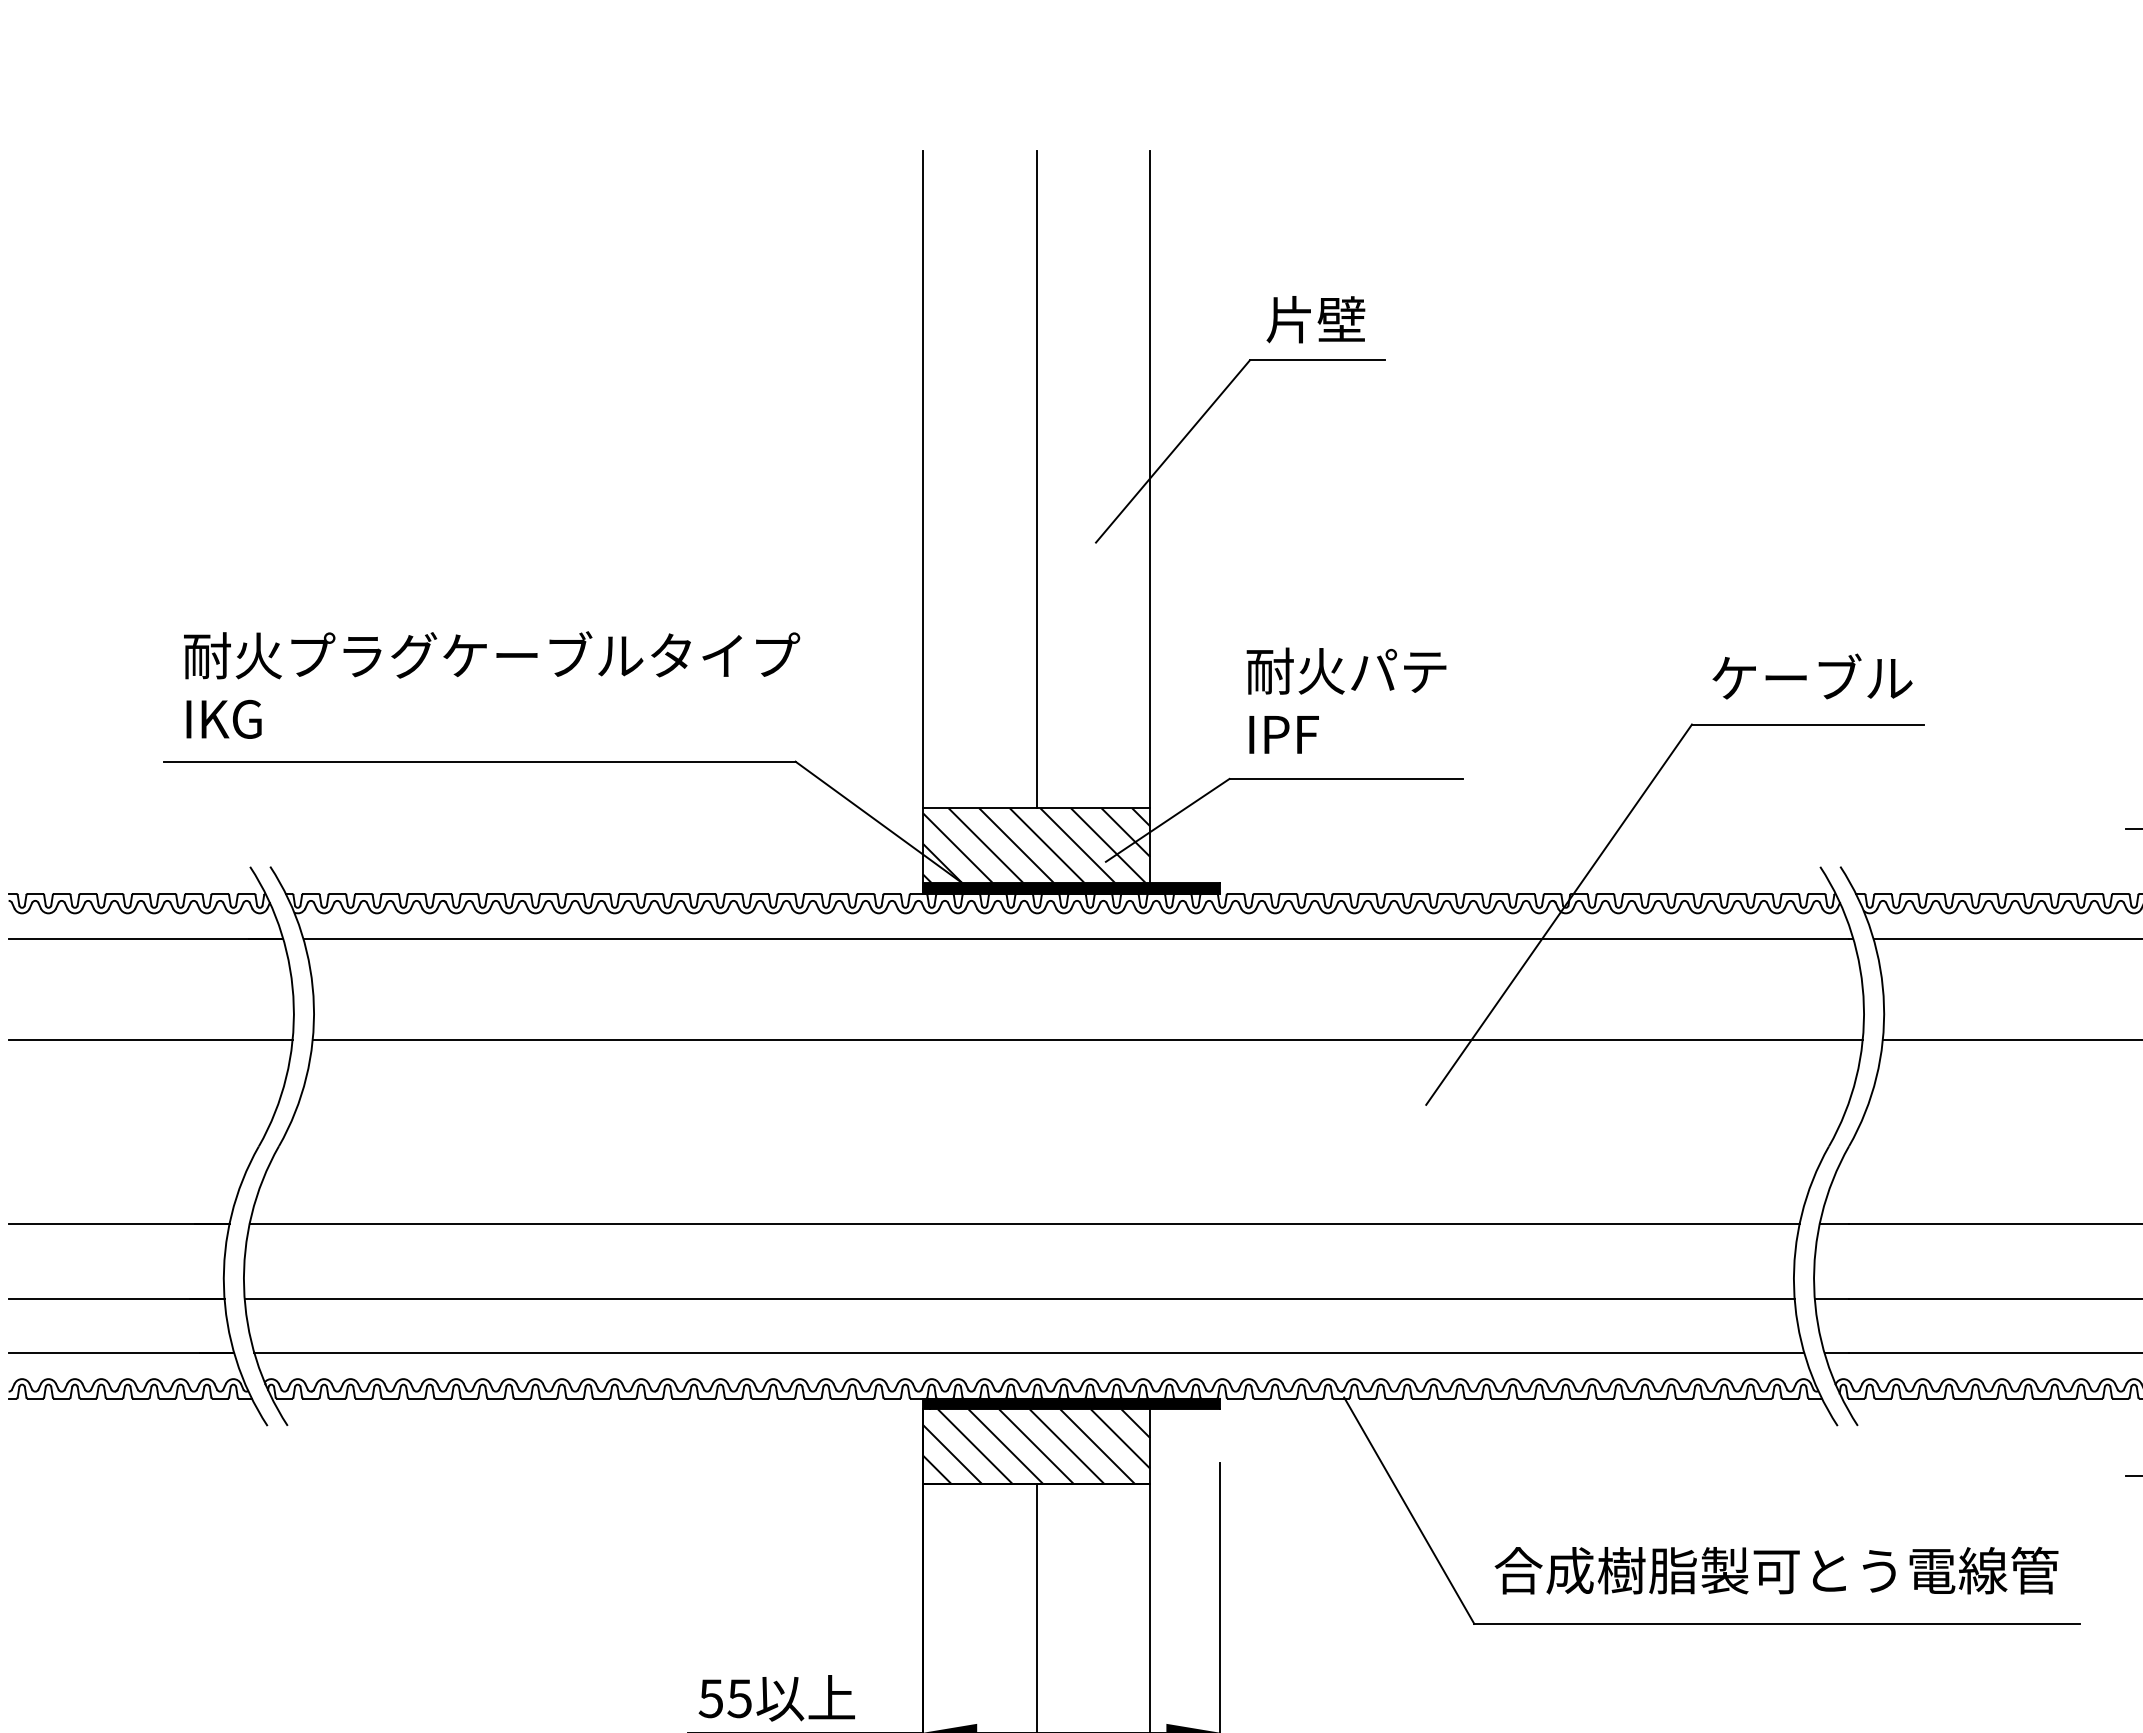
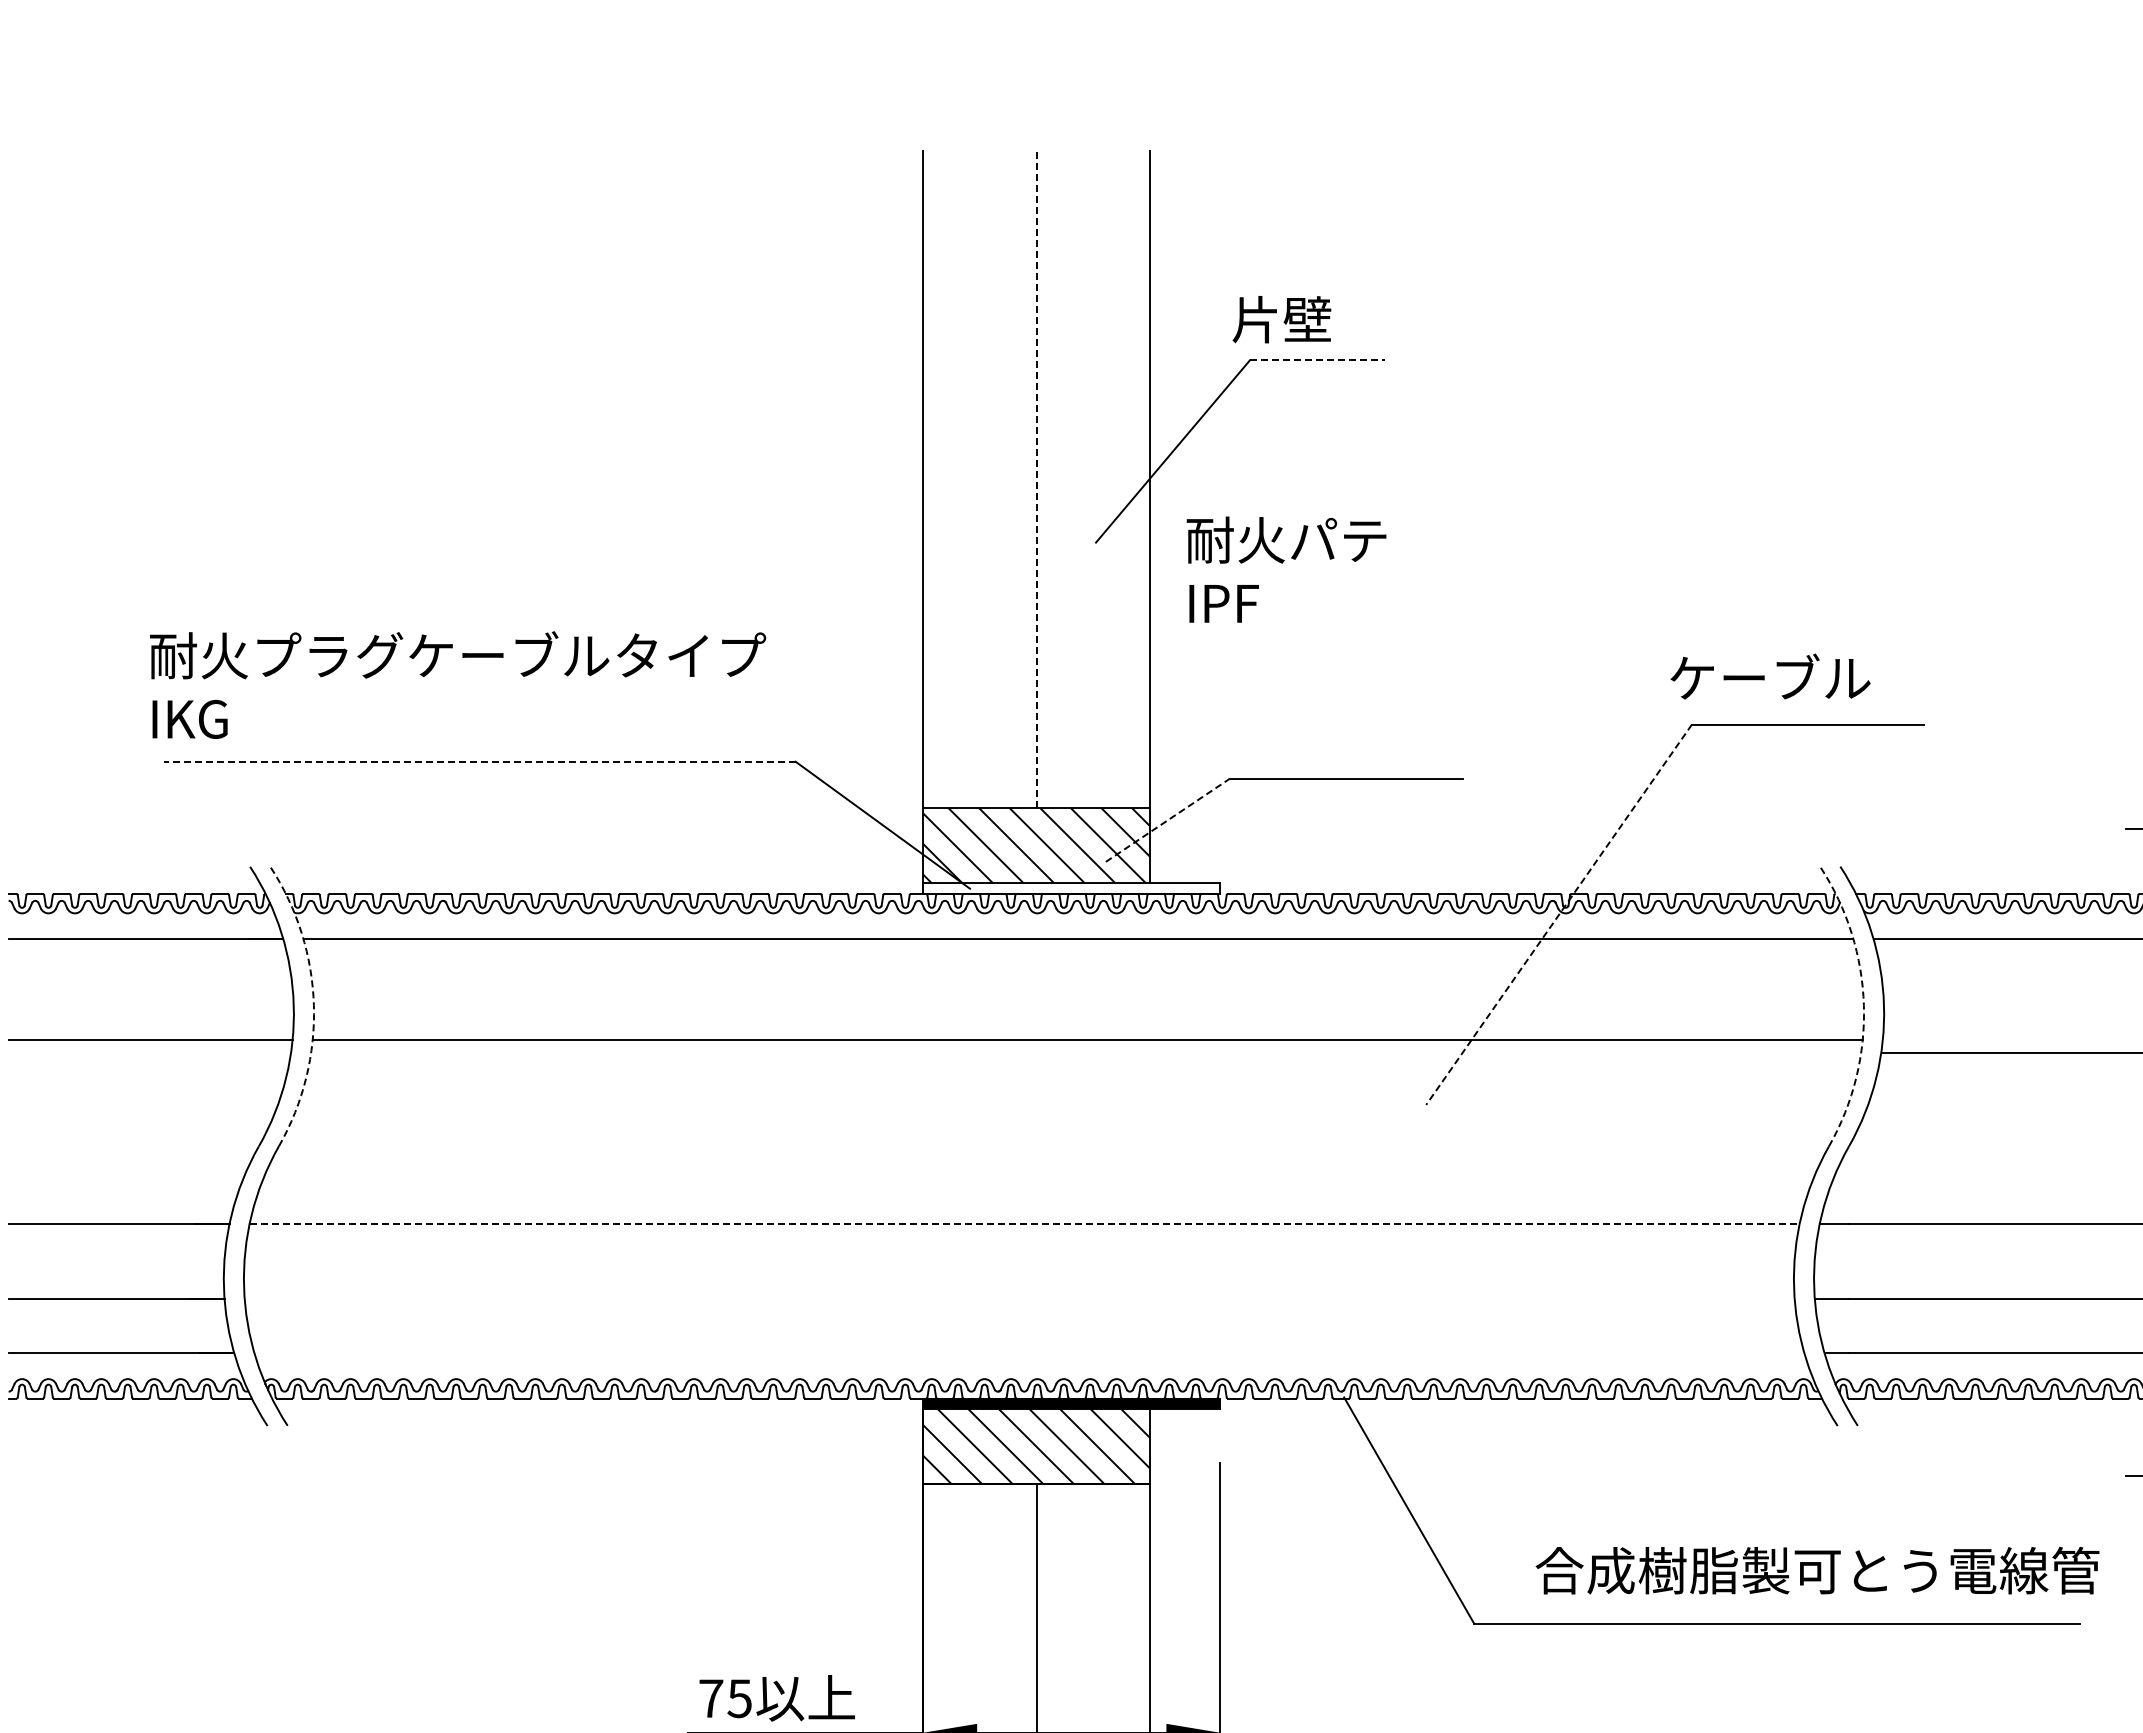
text position: (1315, 319) -> (1281, 319) (1281, 319)
line: solid -> dashed (1317, 360)
line: solid -> dashed (1036, 479)
text position: (1812, 676) -> (1770, 676) (1770, 676)
text position: (492, 684) -> (458, 684) (458, 684)
text position: (1346, 700) -> (1286, 569) (1286, 569)
line: solid -> dashed (479, 761)
line: solid -> dashed (1168, 820)
fill: present -> none (1071, 888)
line: solid -> dashed (1559, 914)
arc: solid -> dashed (313, 1005)
arc: solid -> dashed (1863, 1005)
line position: (2010, 1040) -> (2010, 1053) (2010, 1053)
line: solid -> dashed (1025, 1224)
line: present -> none (1019, 1298)
line: present -> none (1029, 1353)
text position: (1776, 1570) -> (1817, 1570) (1817, 1570)
text: 55 -> 75 (710, 1698)
